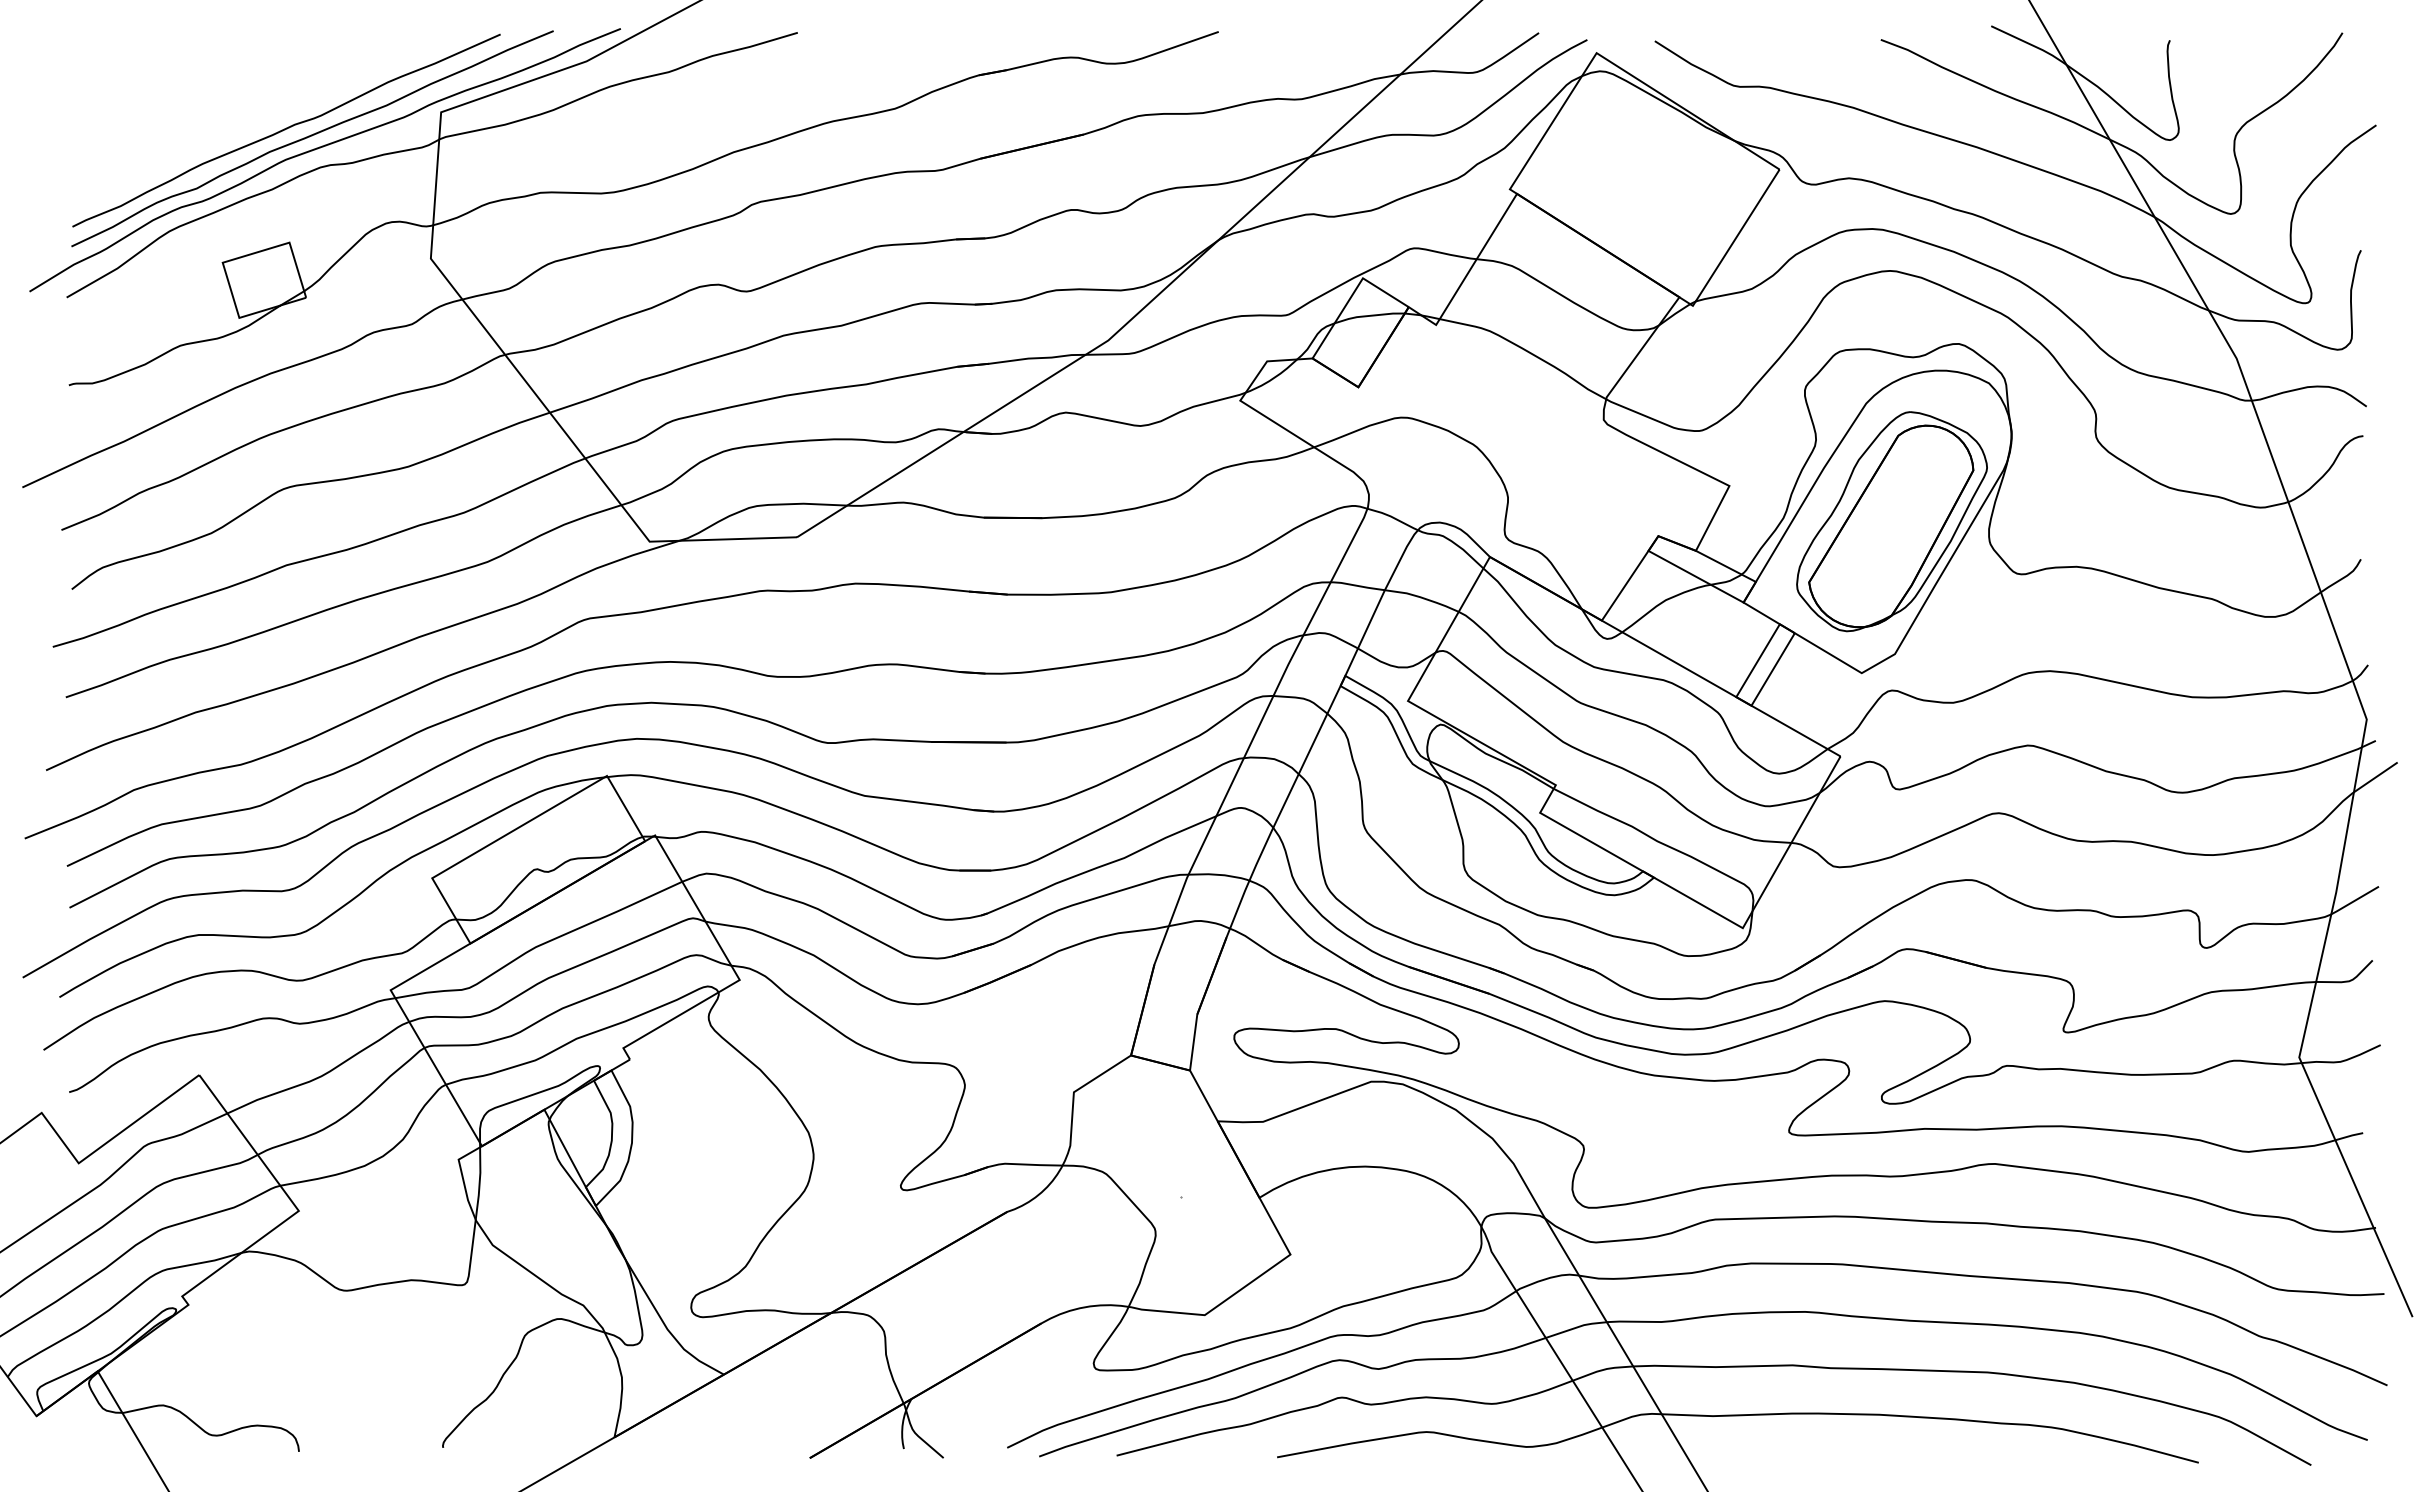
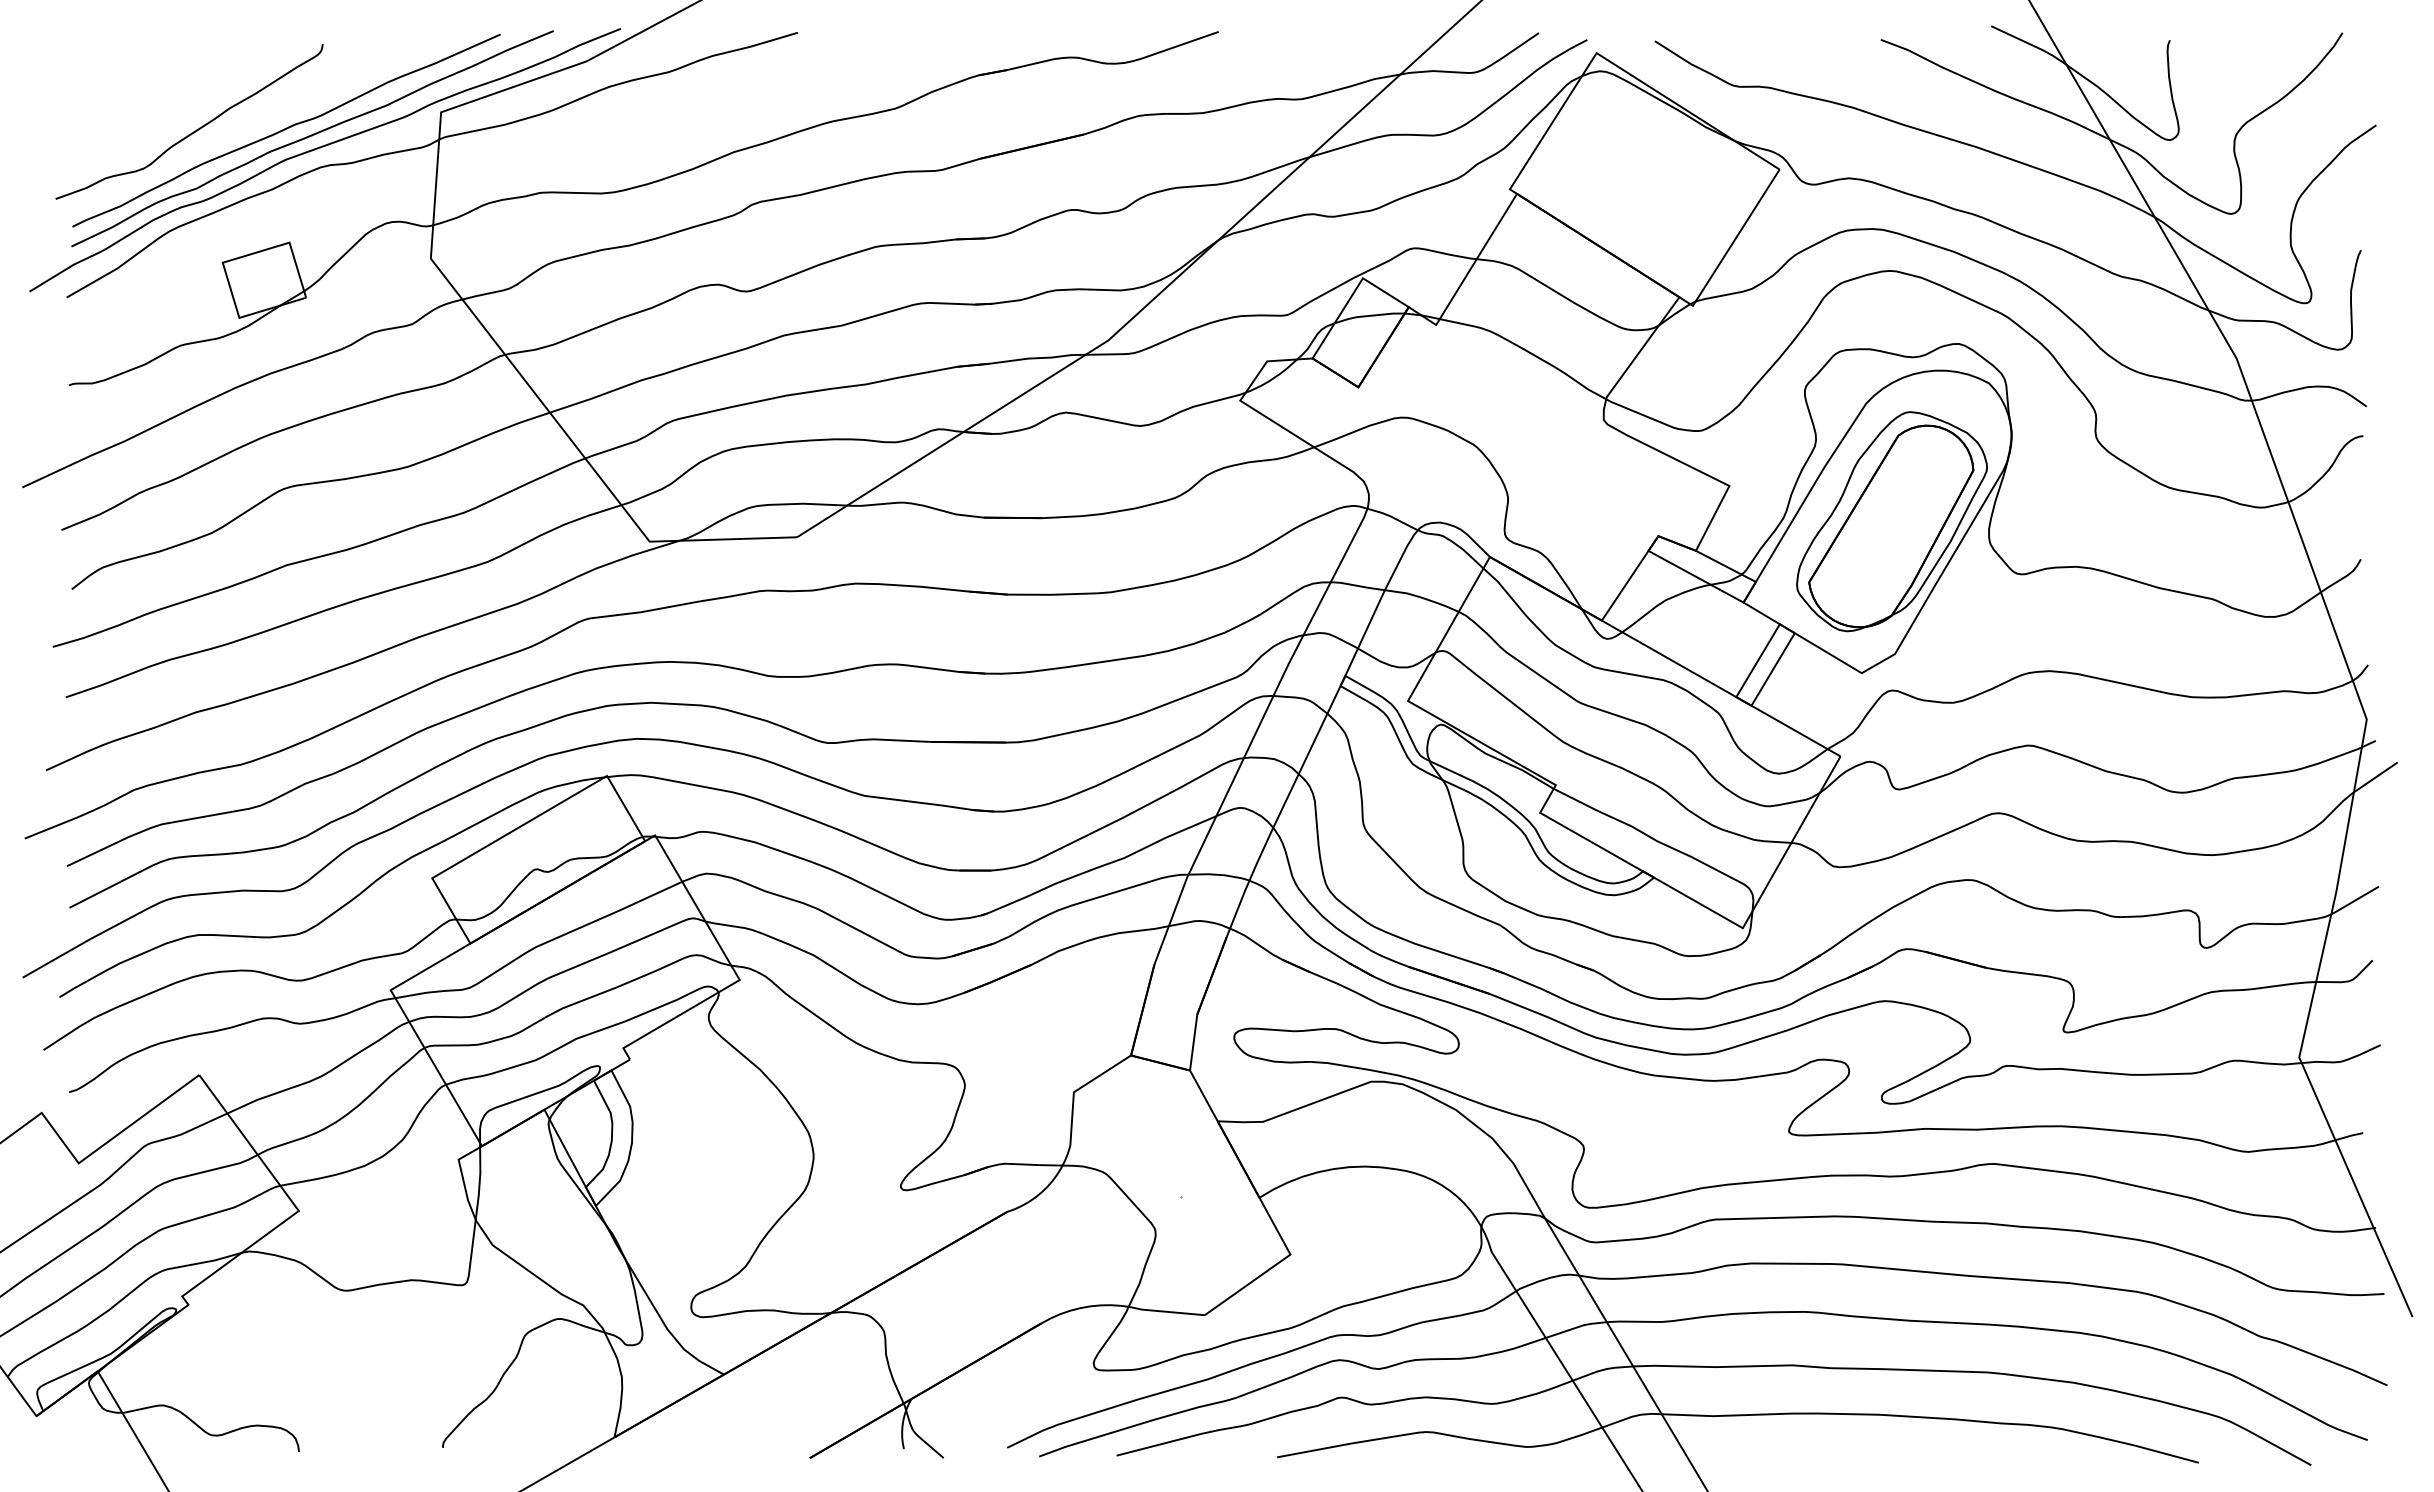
curve: none -> present (194, 130)
